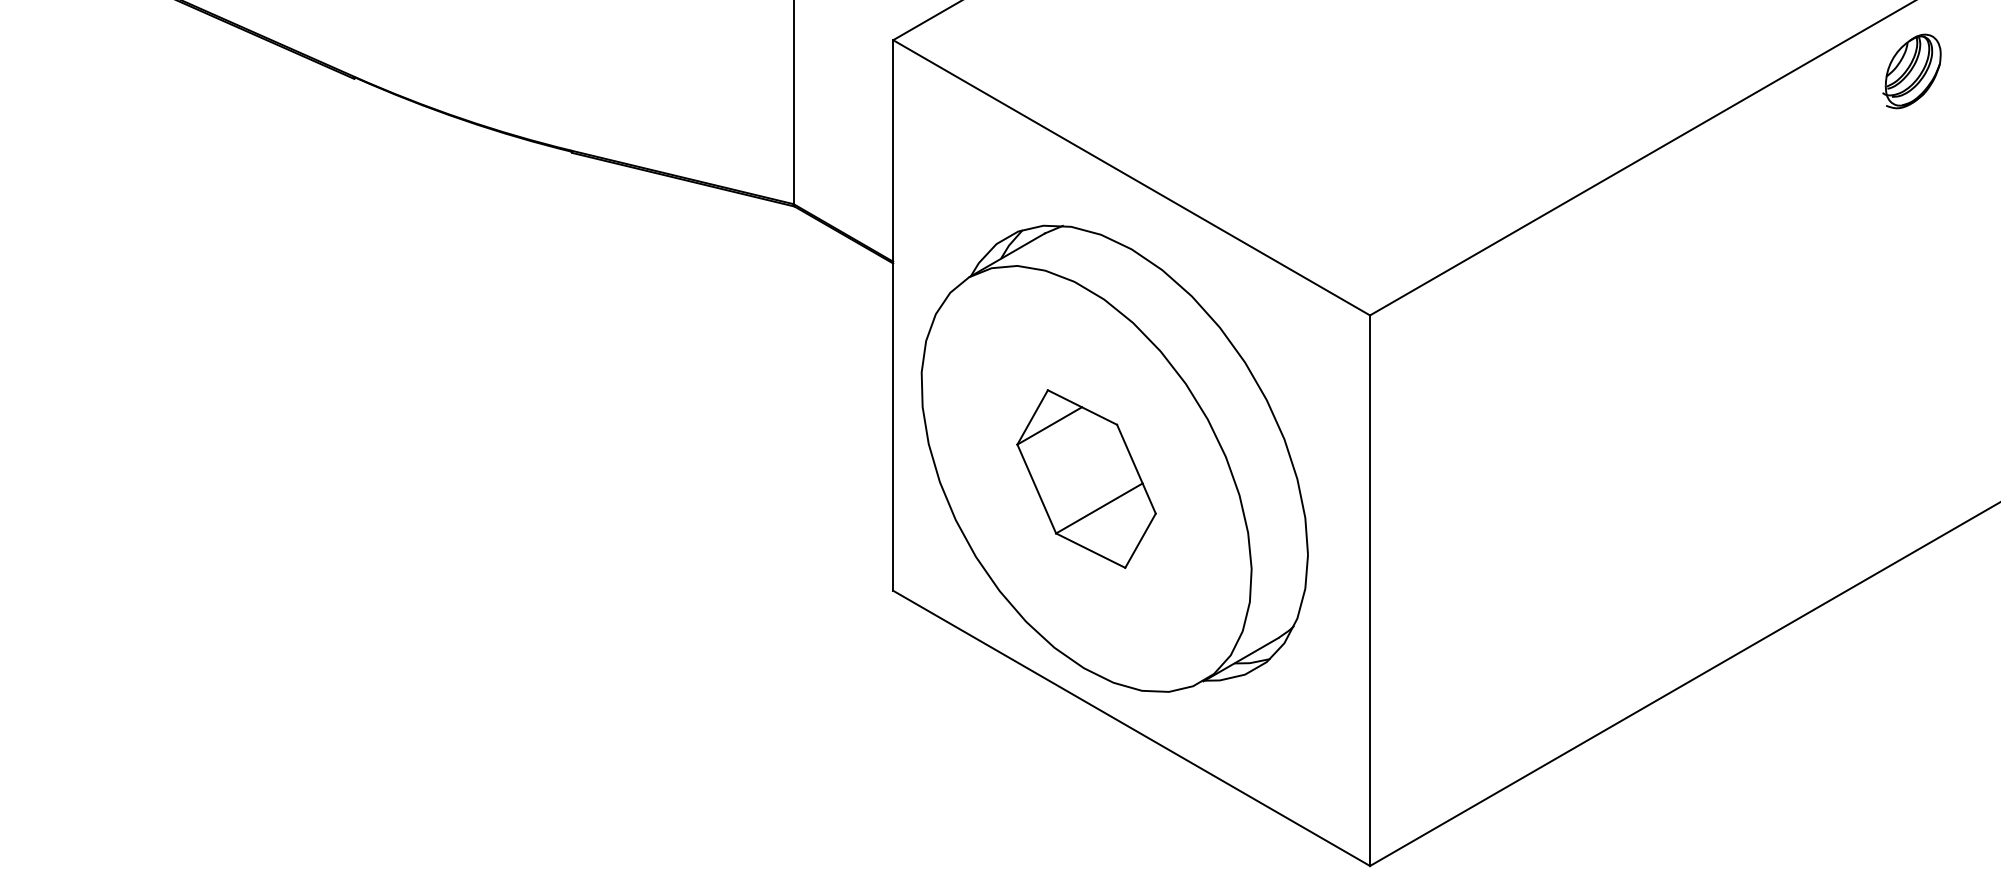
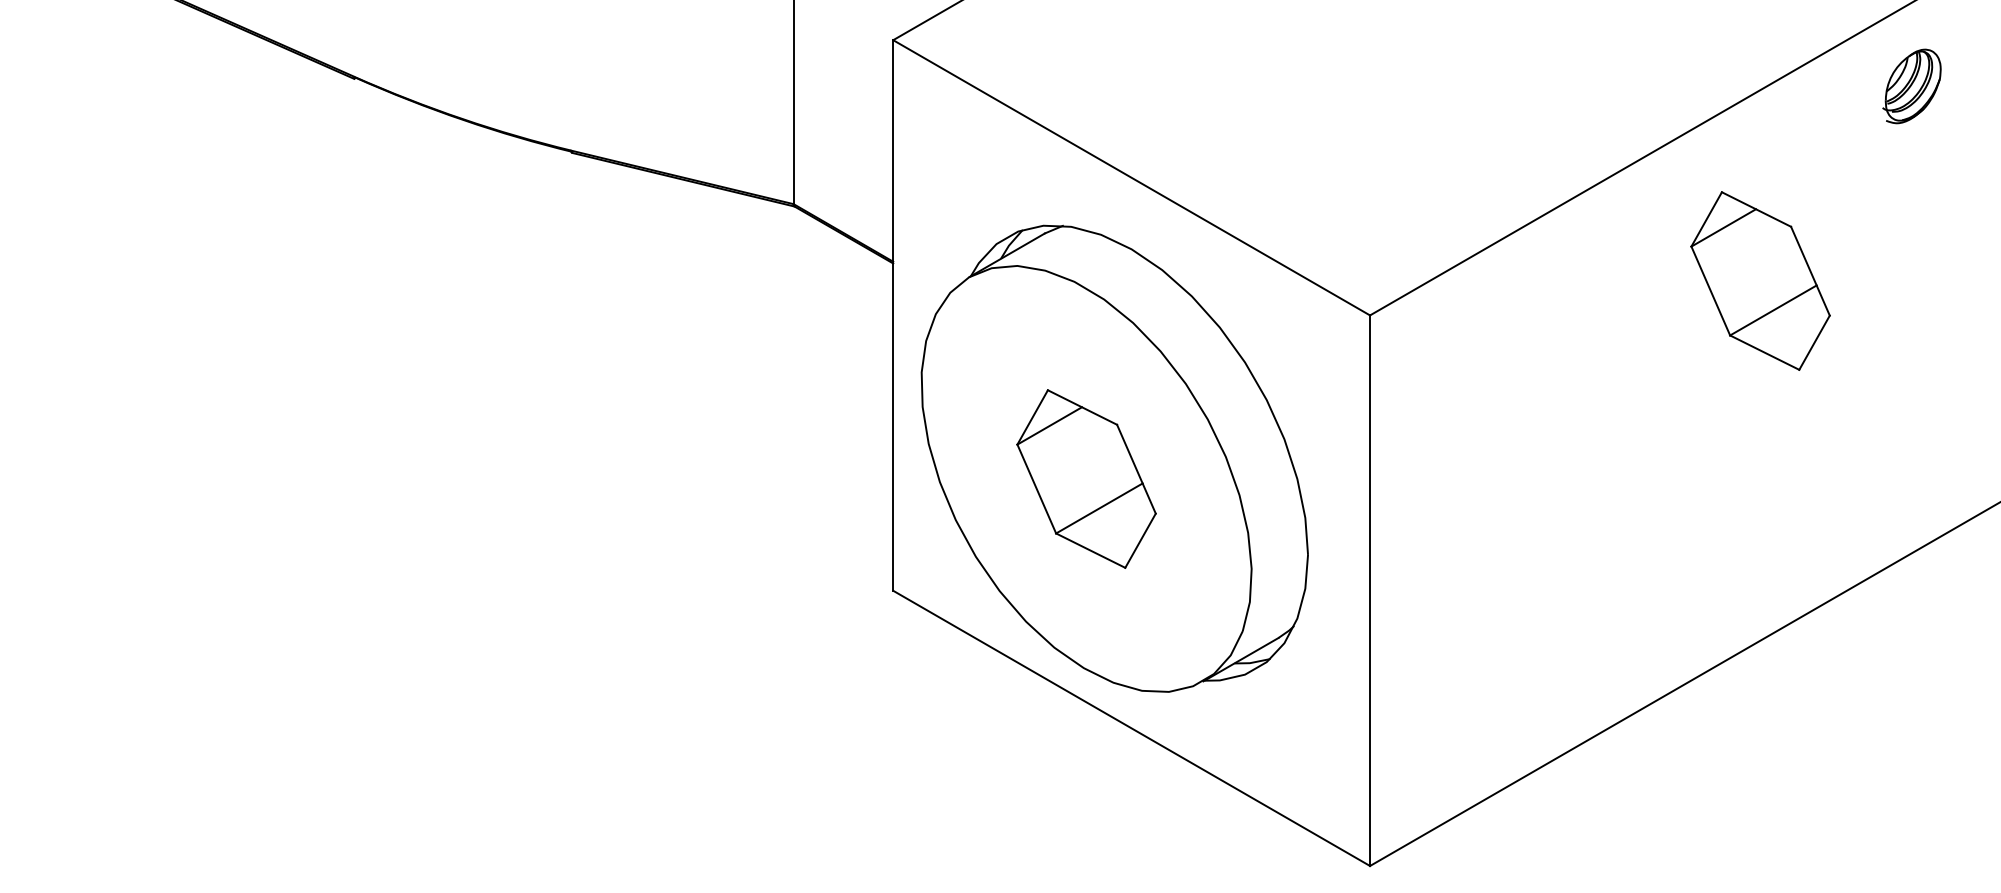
part position: (1911, 71) -> (1911, 86) (1911, 86)
part: none -> present (1760, 280)
